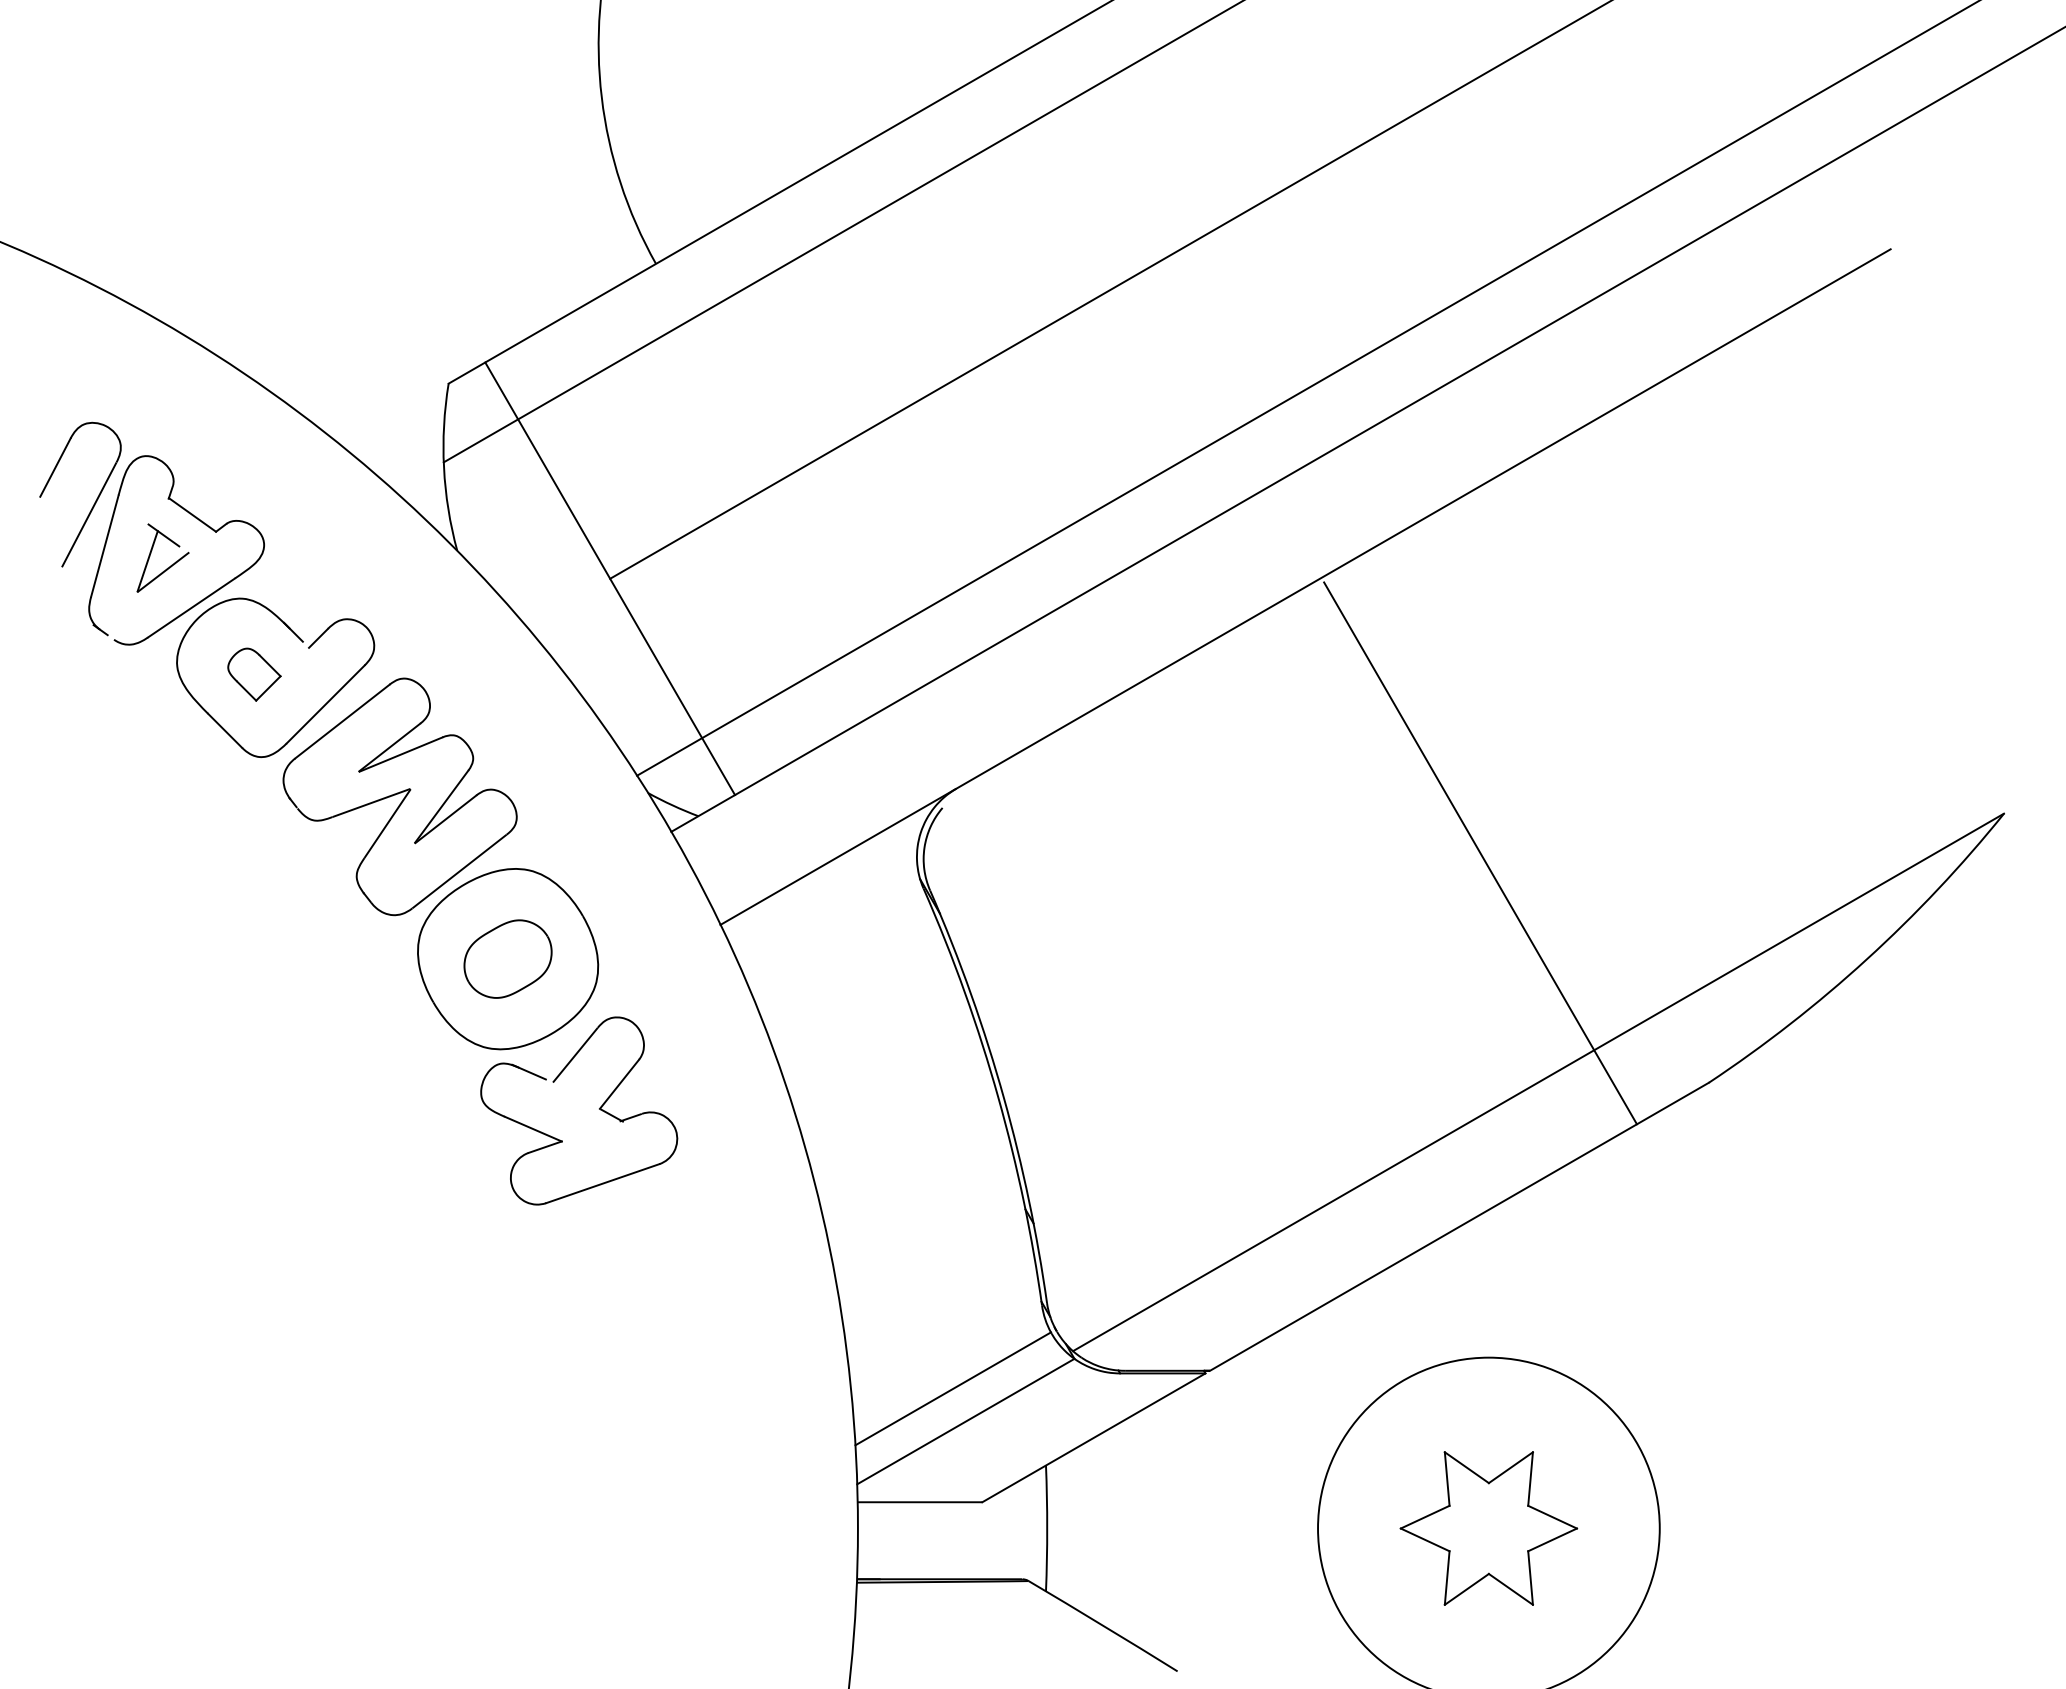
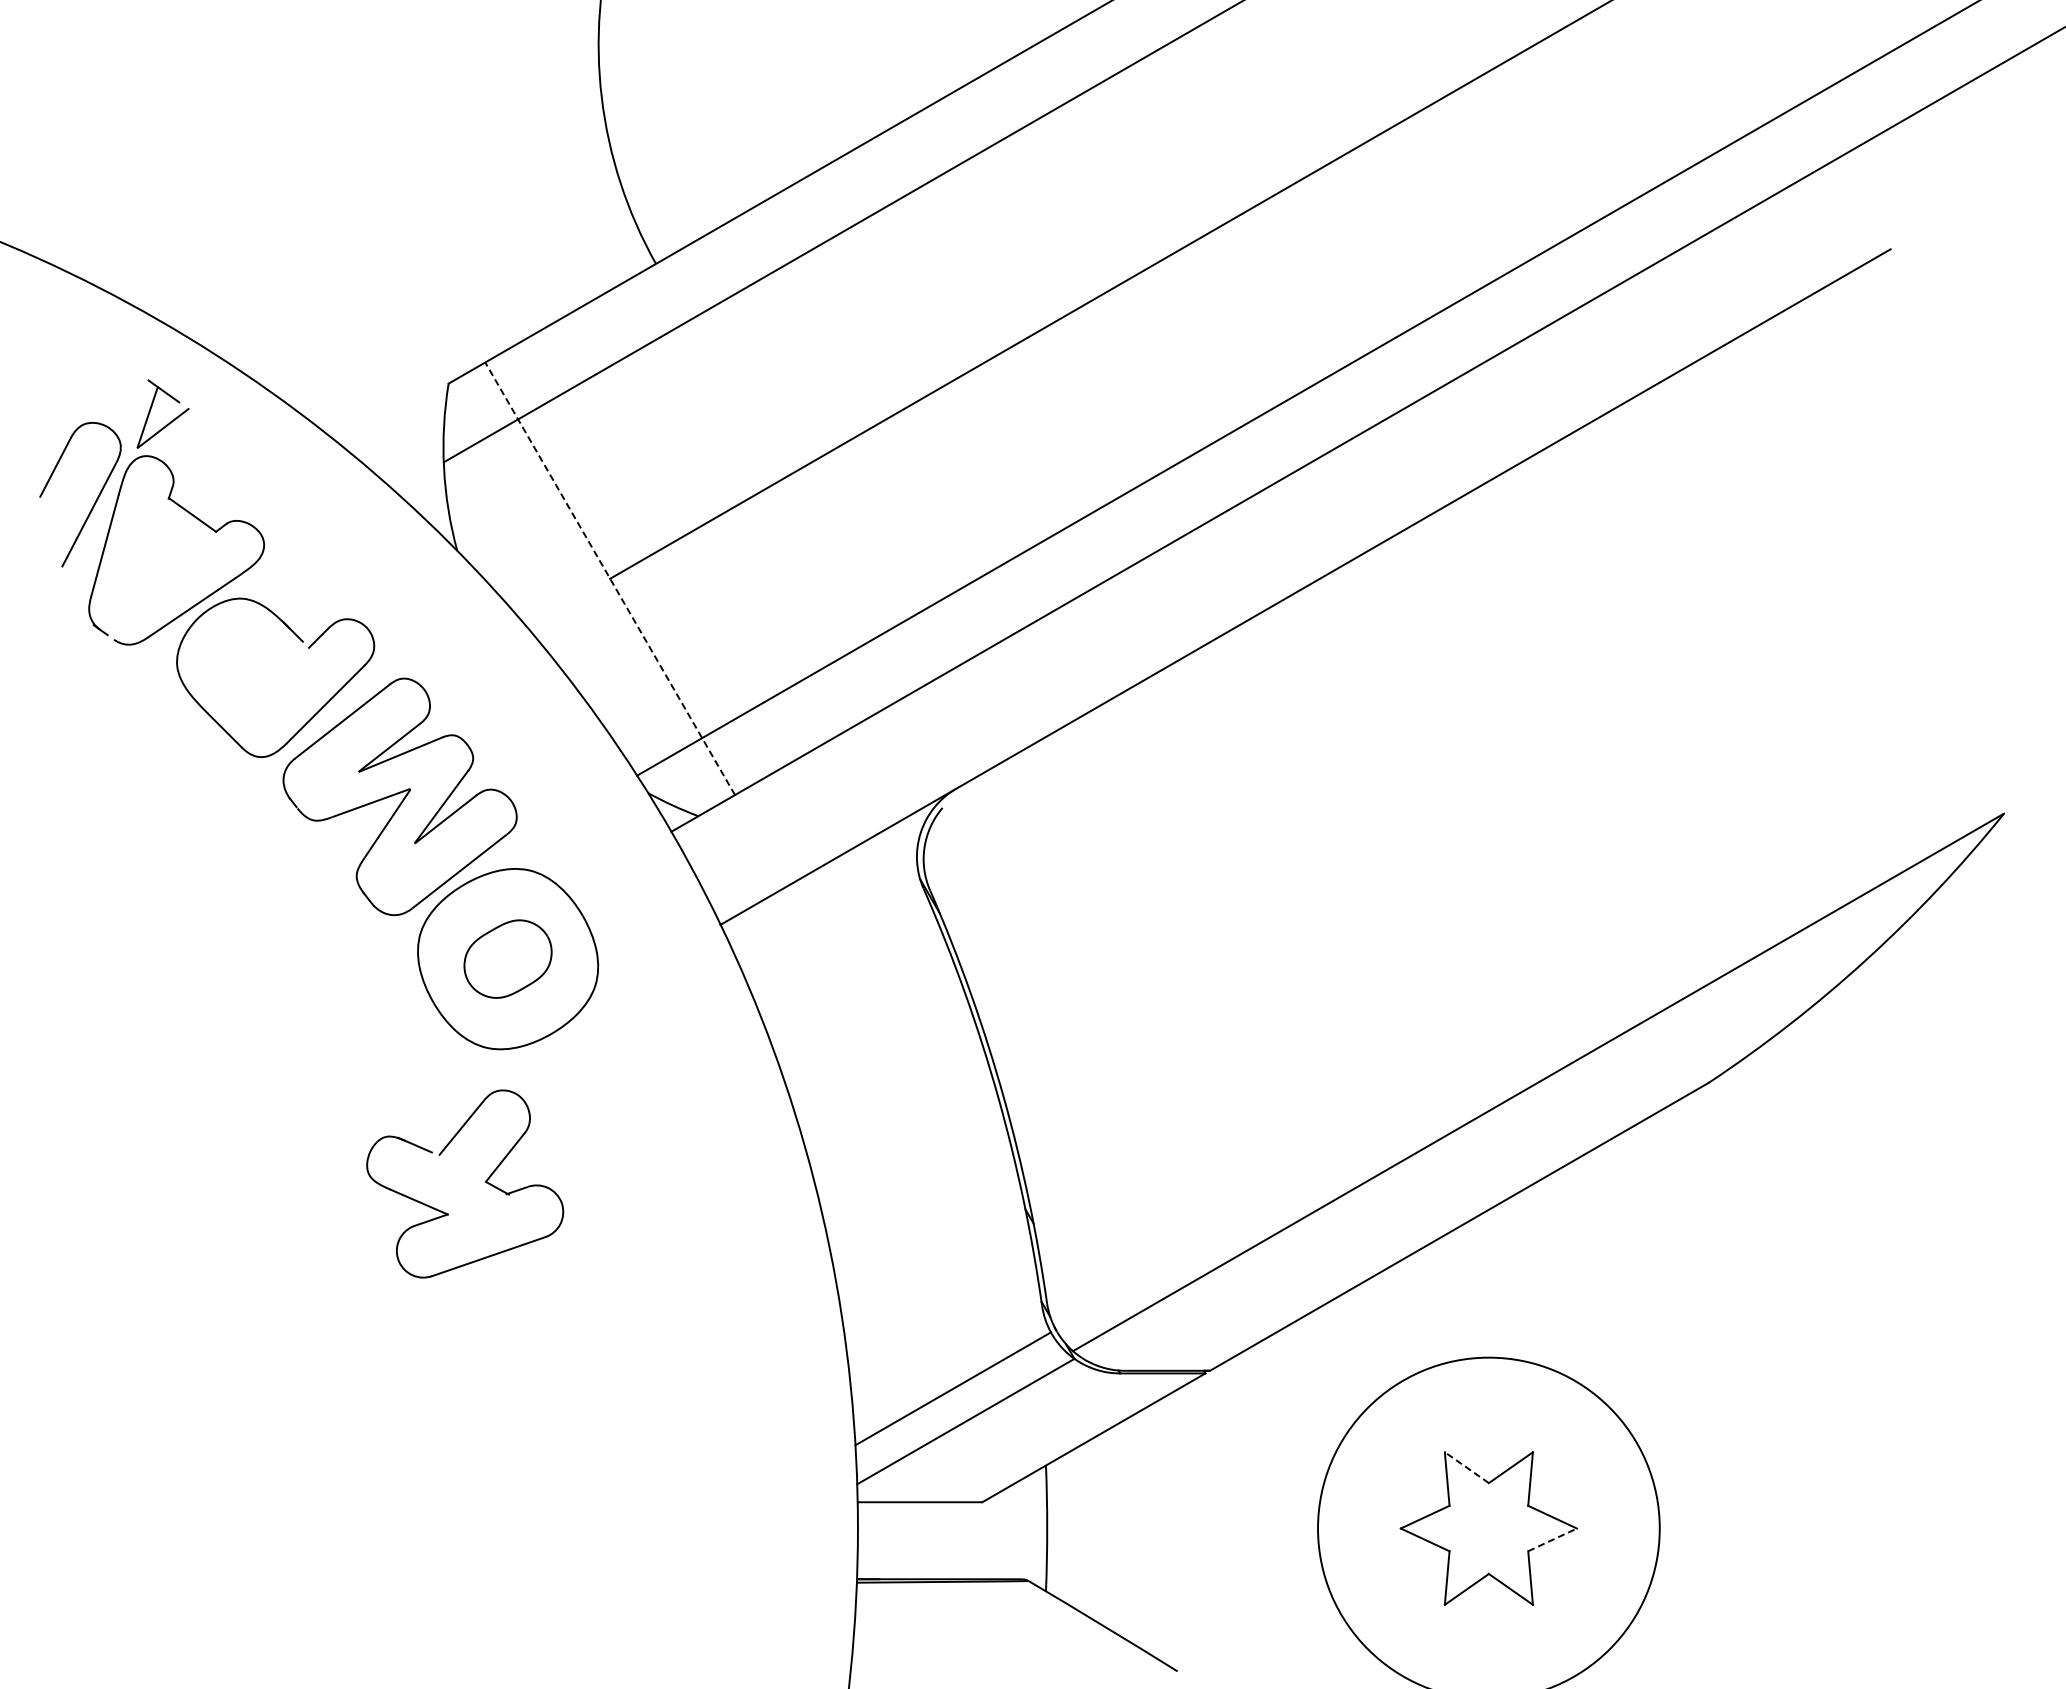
part position: (167, 567) -> (167, 423) (167, 423)
line: solid -> dashed (610, 578)
part: present -> none (254, 674)
line: present -> none (1480, 853)
part position: (599, 1109) -> (485, 1182) (485, 1182)
line: solid -> dashed (1466, 1467)
line: solid -> dashed (1552, 1539)
